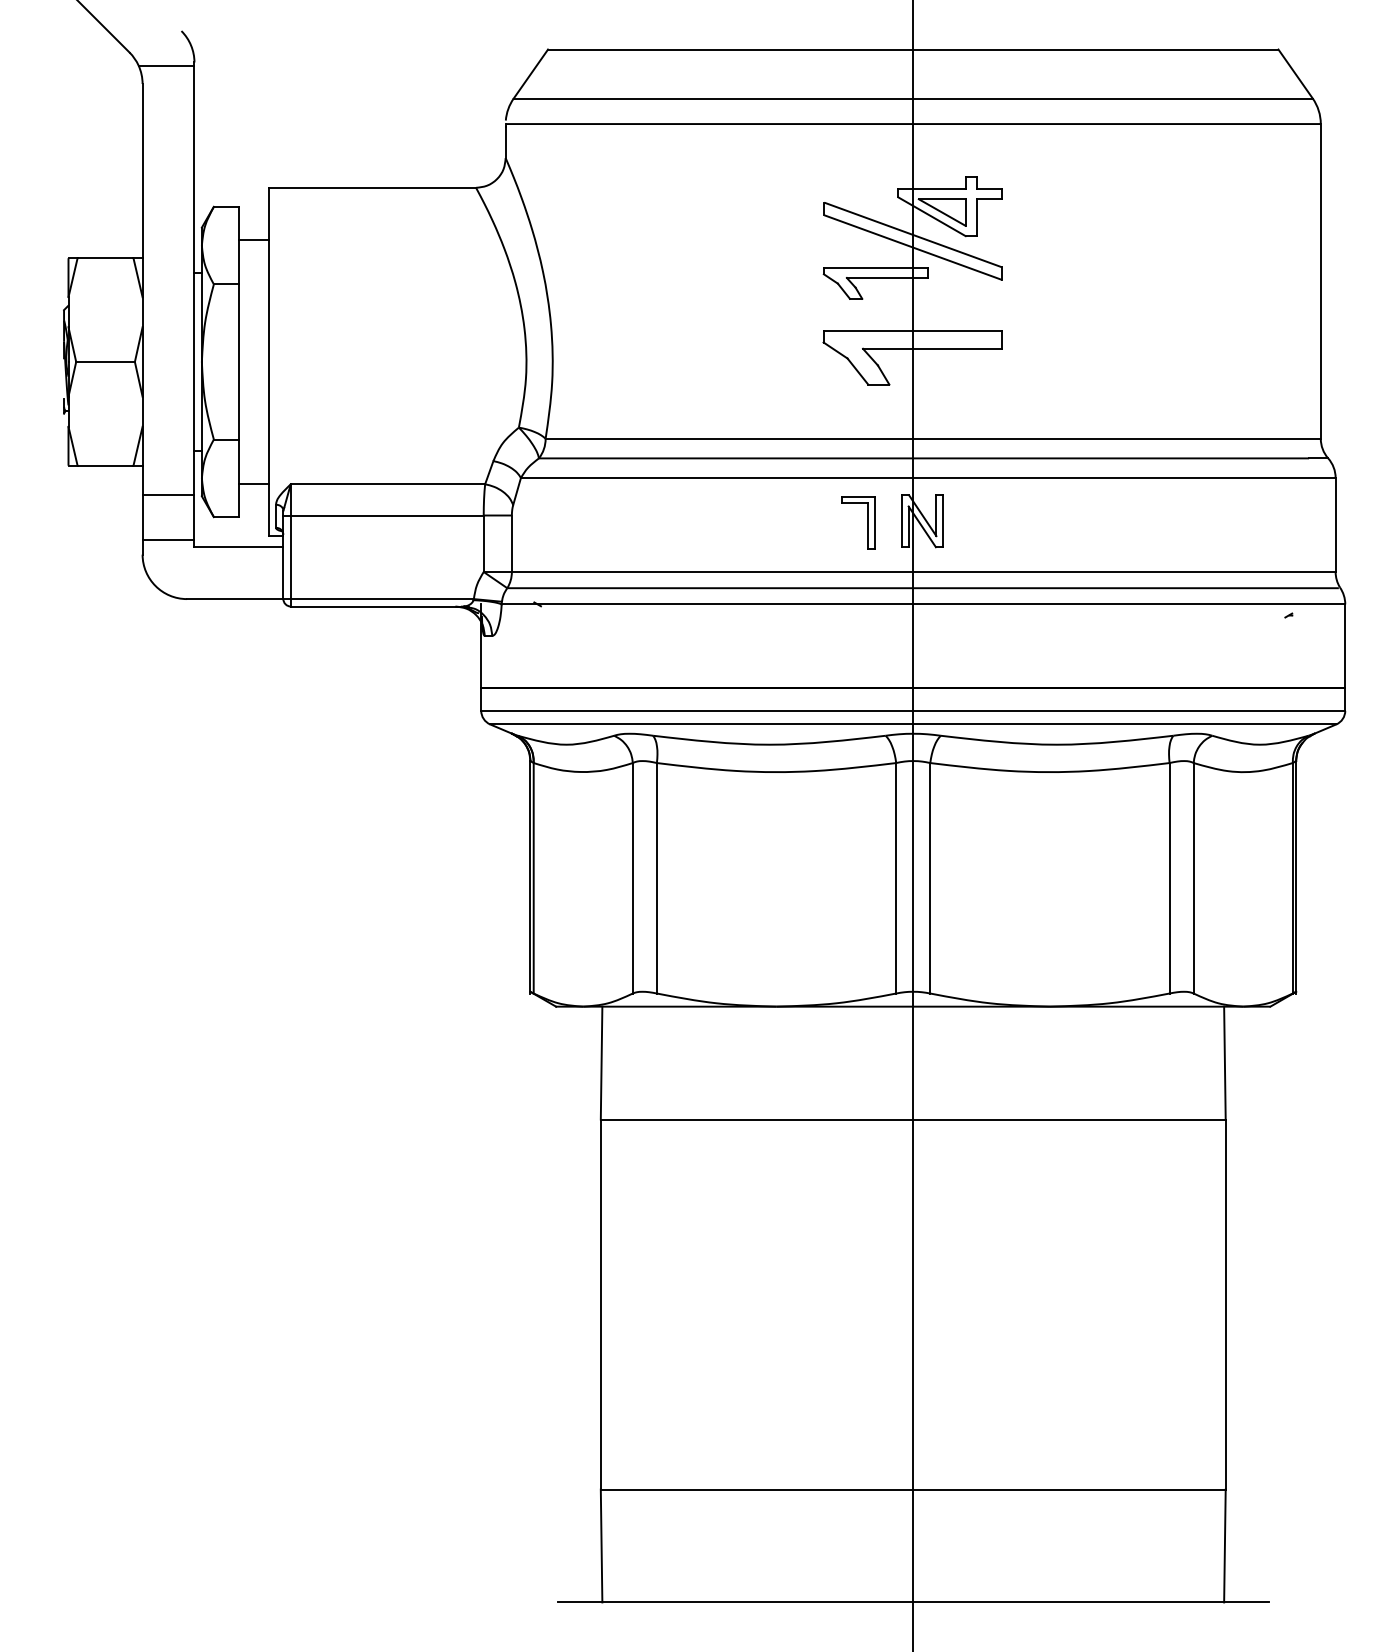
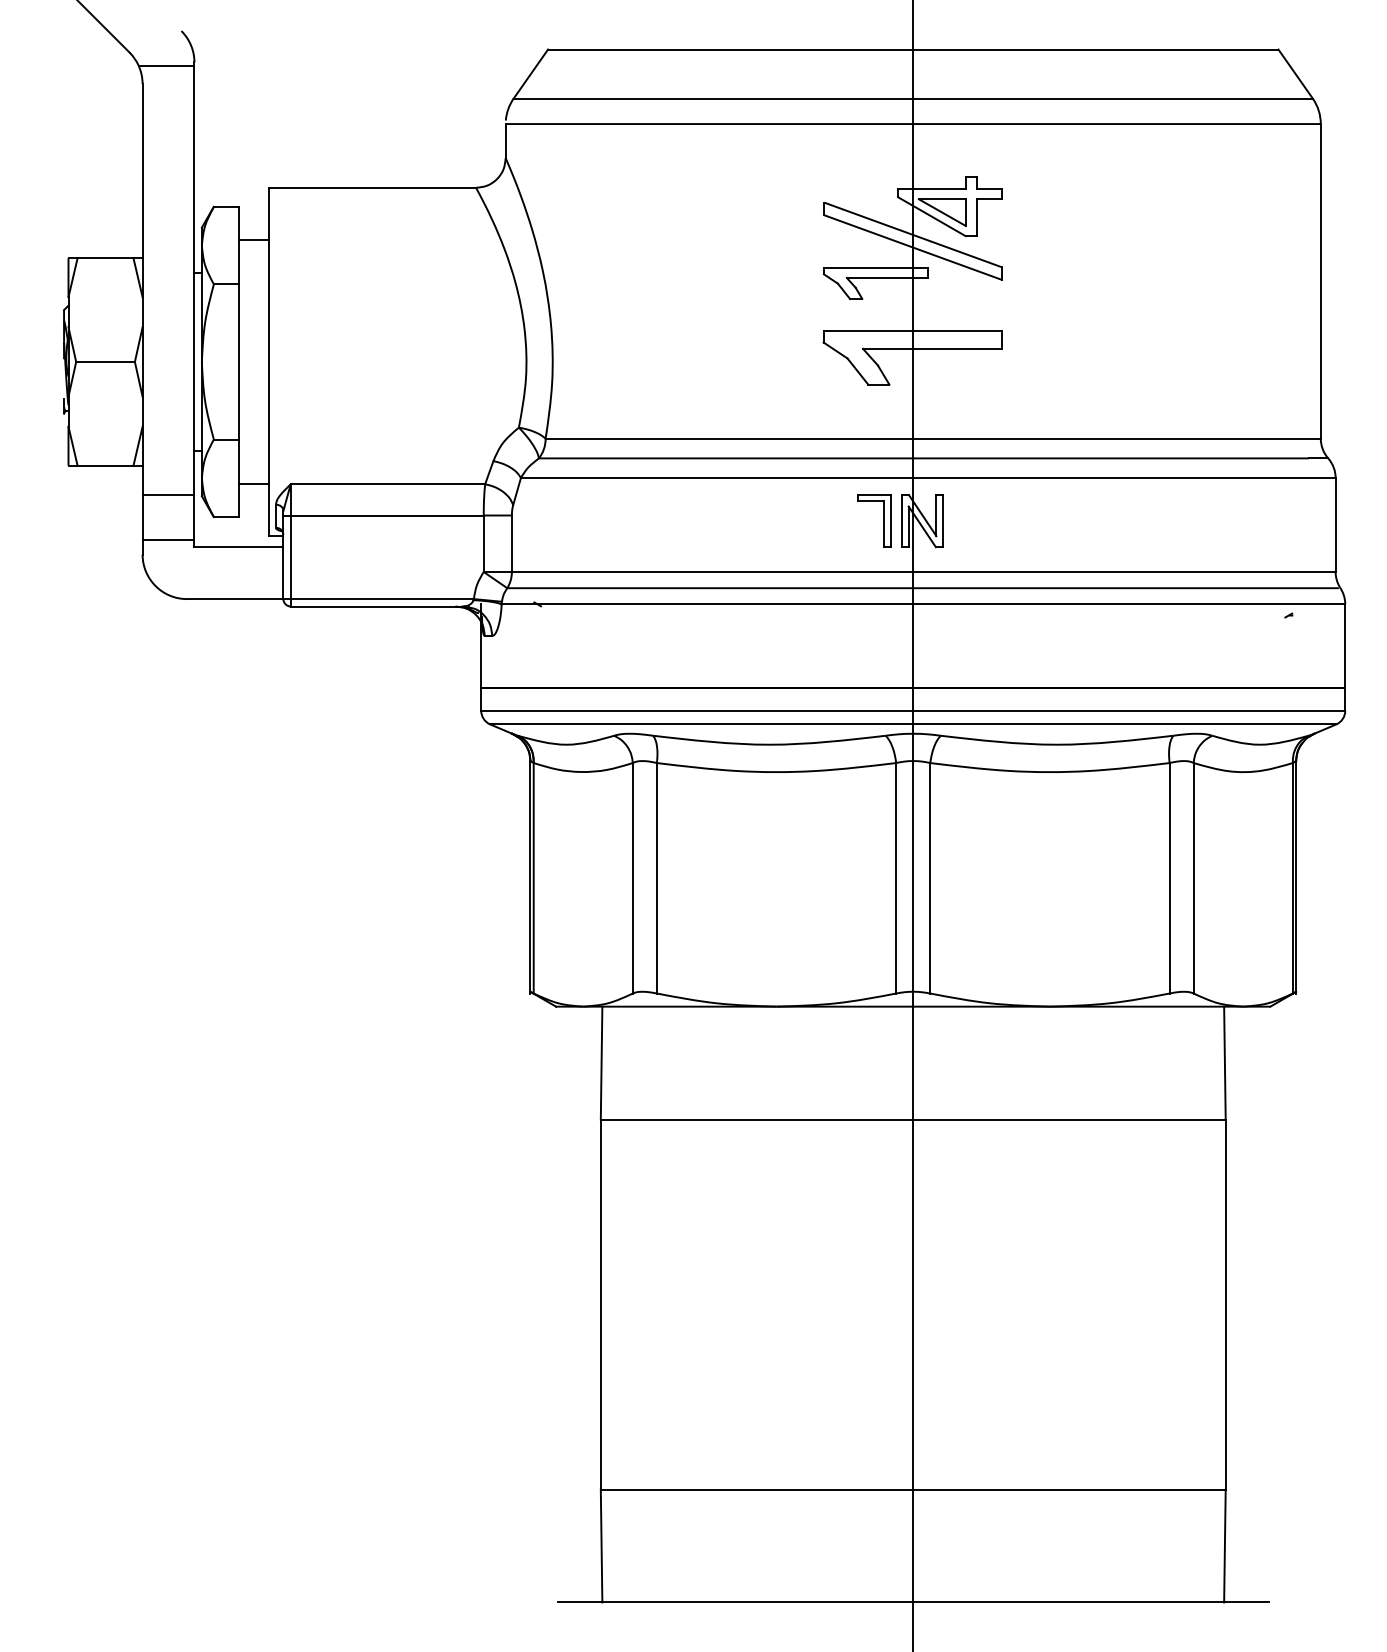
part position: (867, 522) -> (883, 520) (883, 520)
